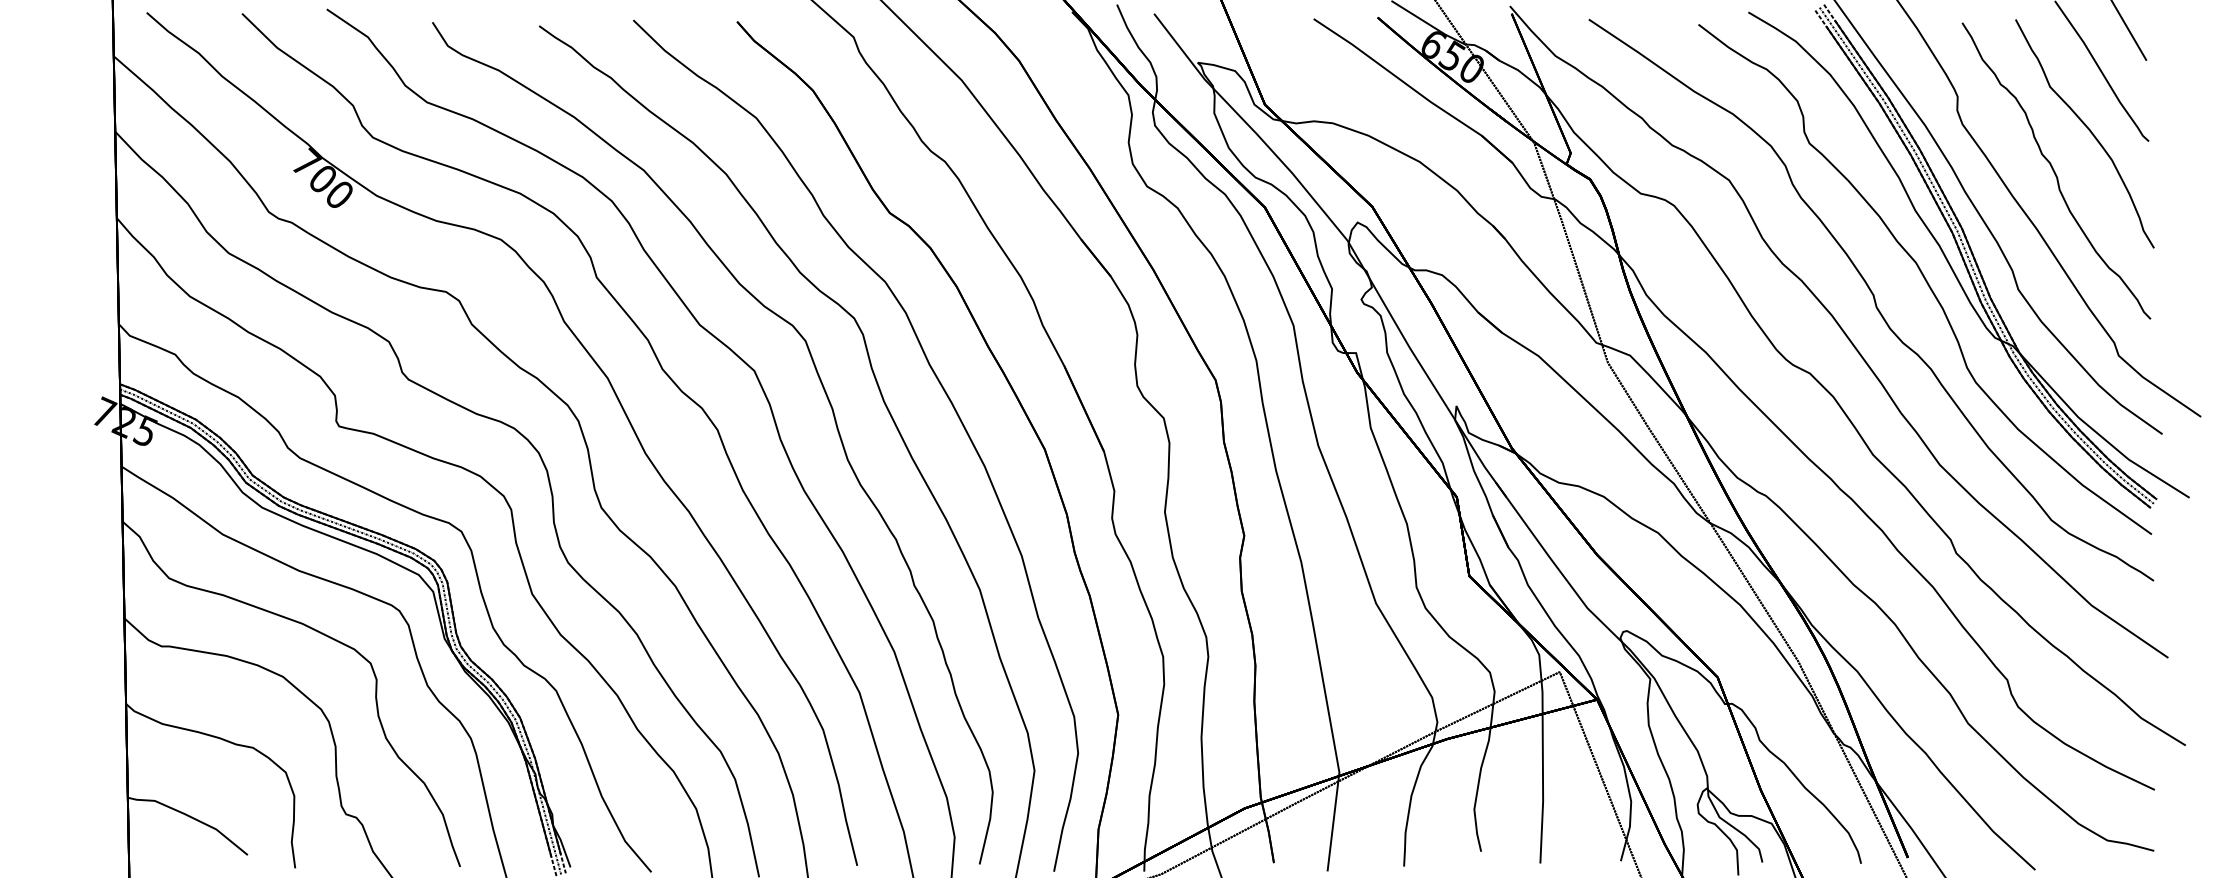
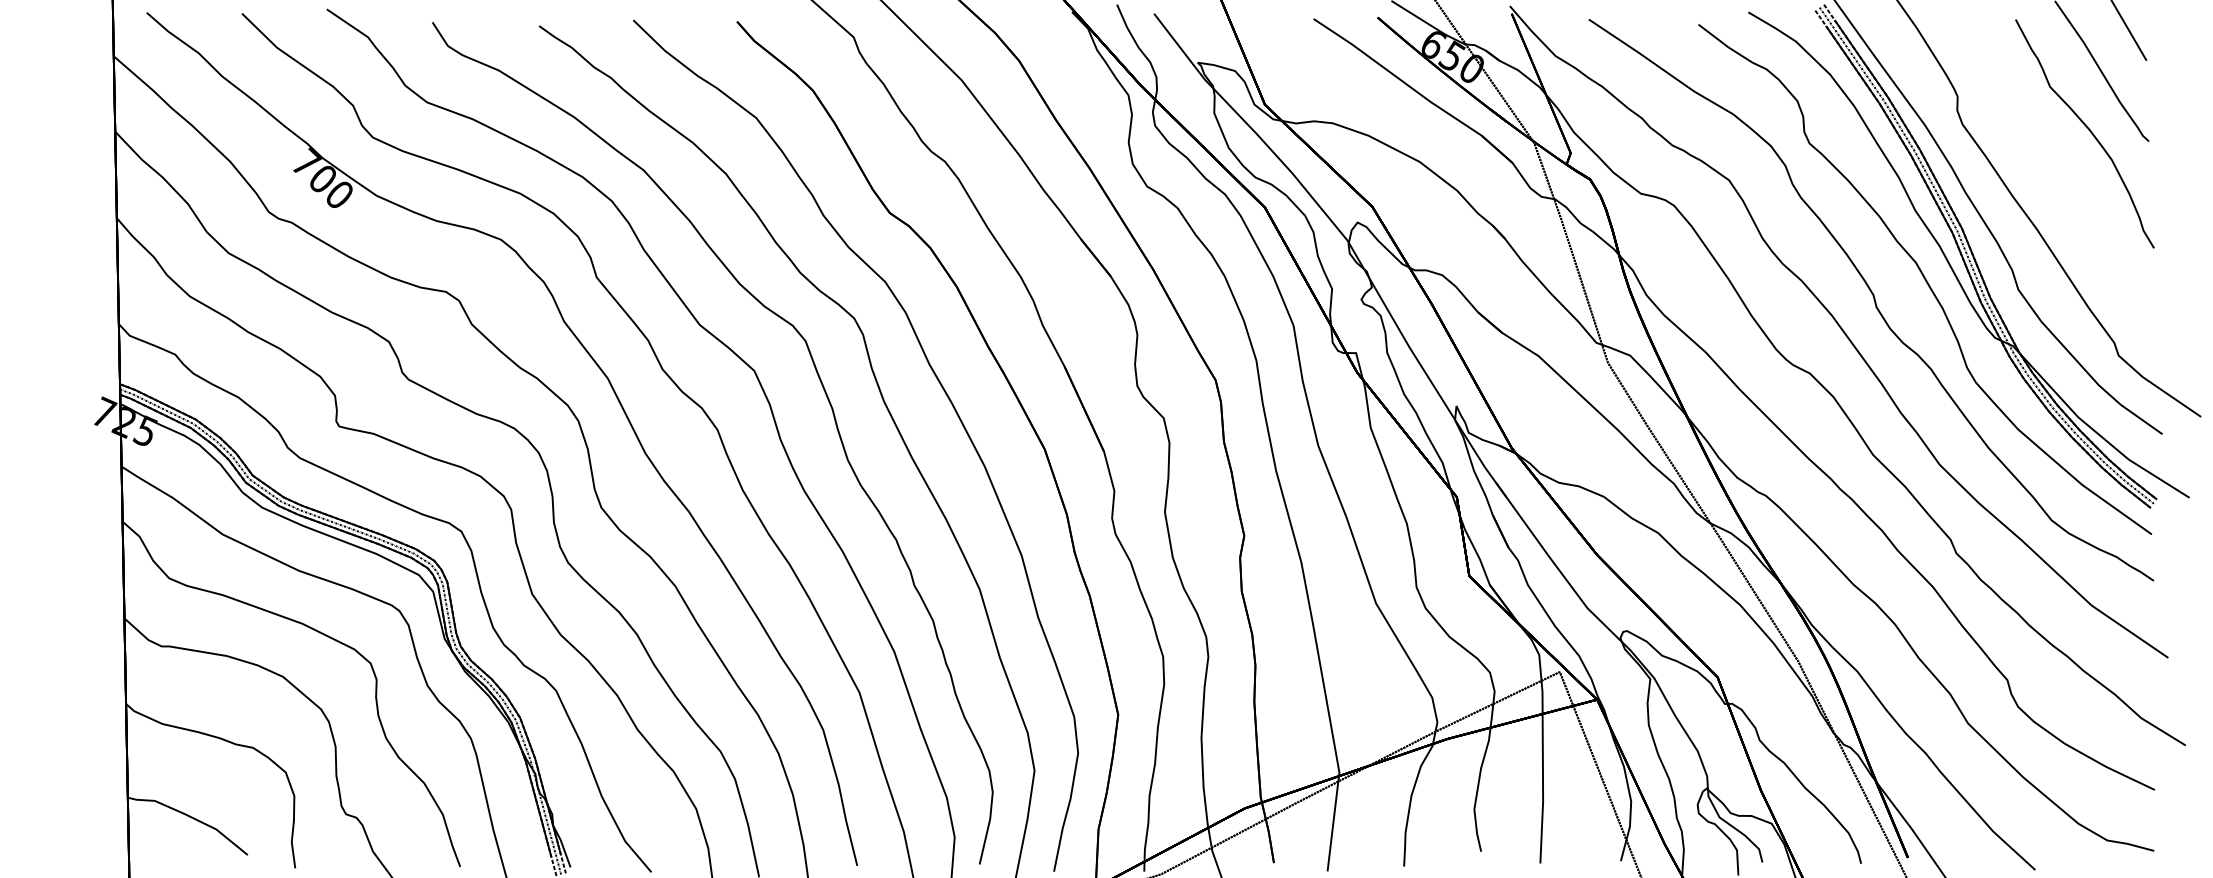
curve: present -> none (2055, 171)
